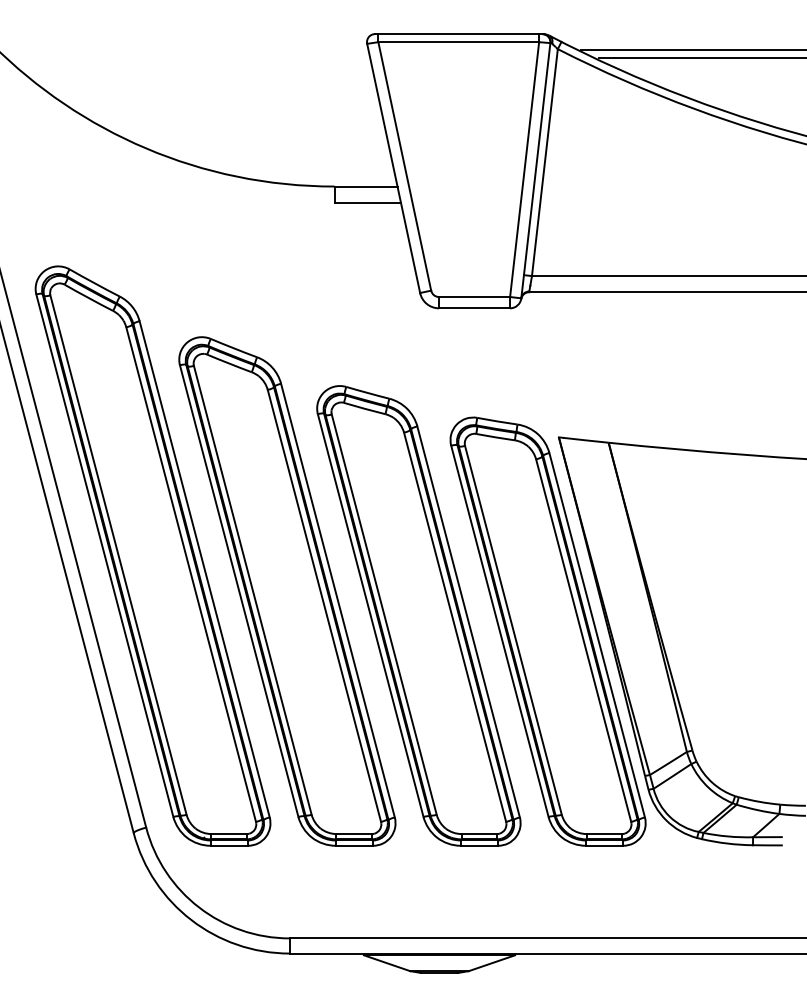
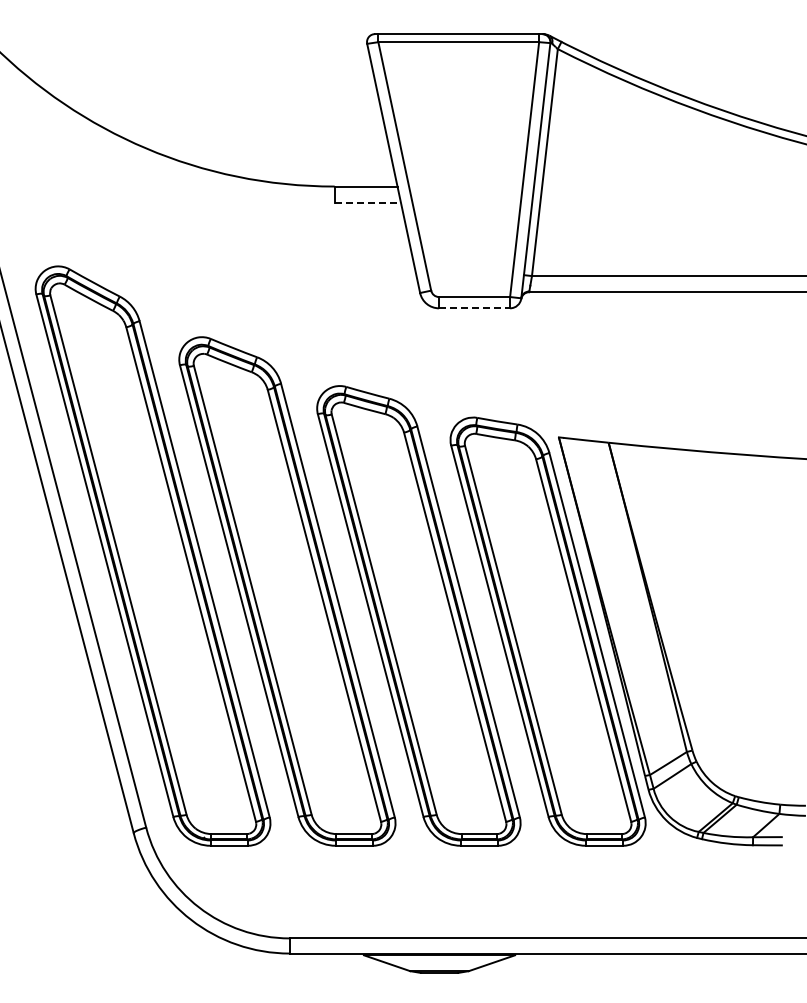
line: present -> none (691, 50)
line: present -> none (701, 58)
line: solid -> dashed (368, 203)
line: solid -> dashed (474, 308)
